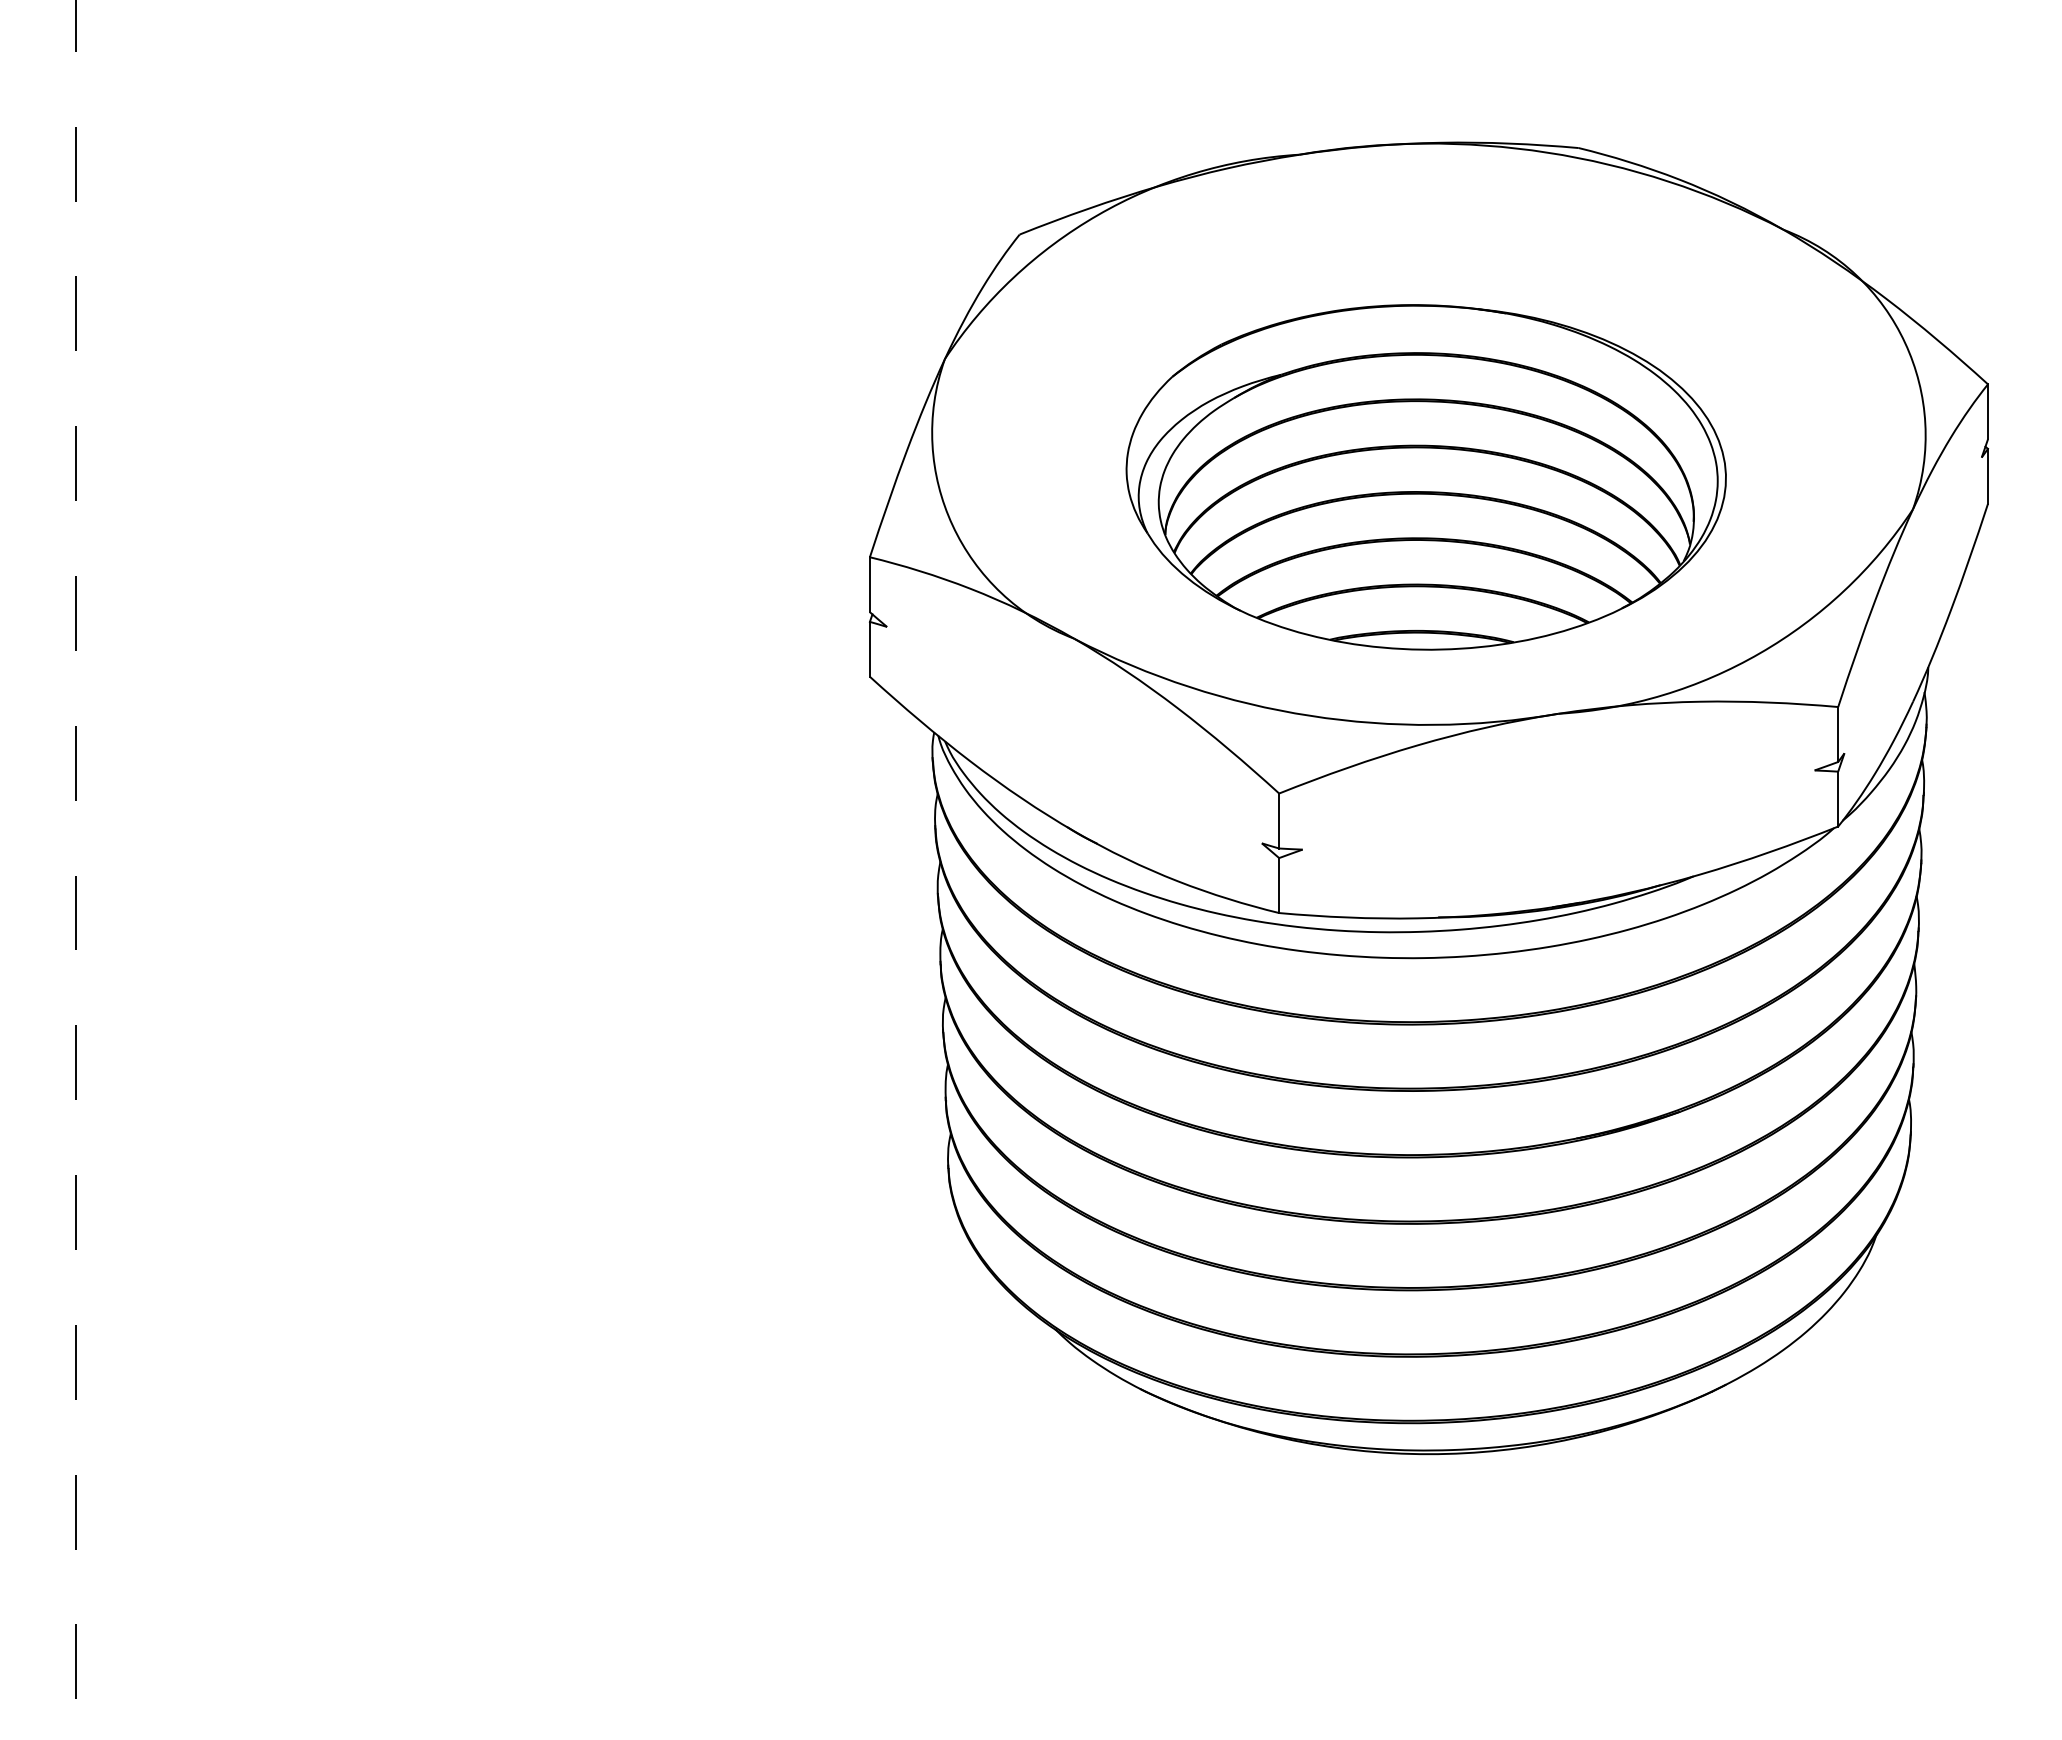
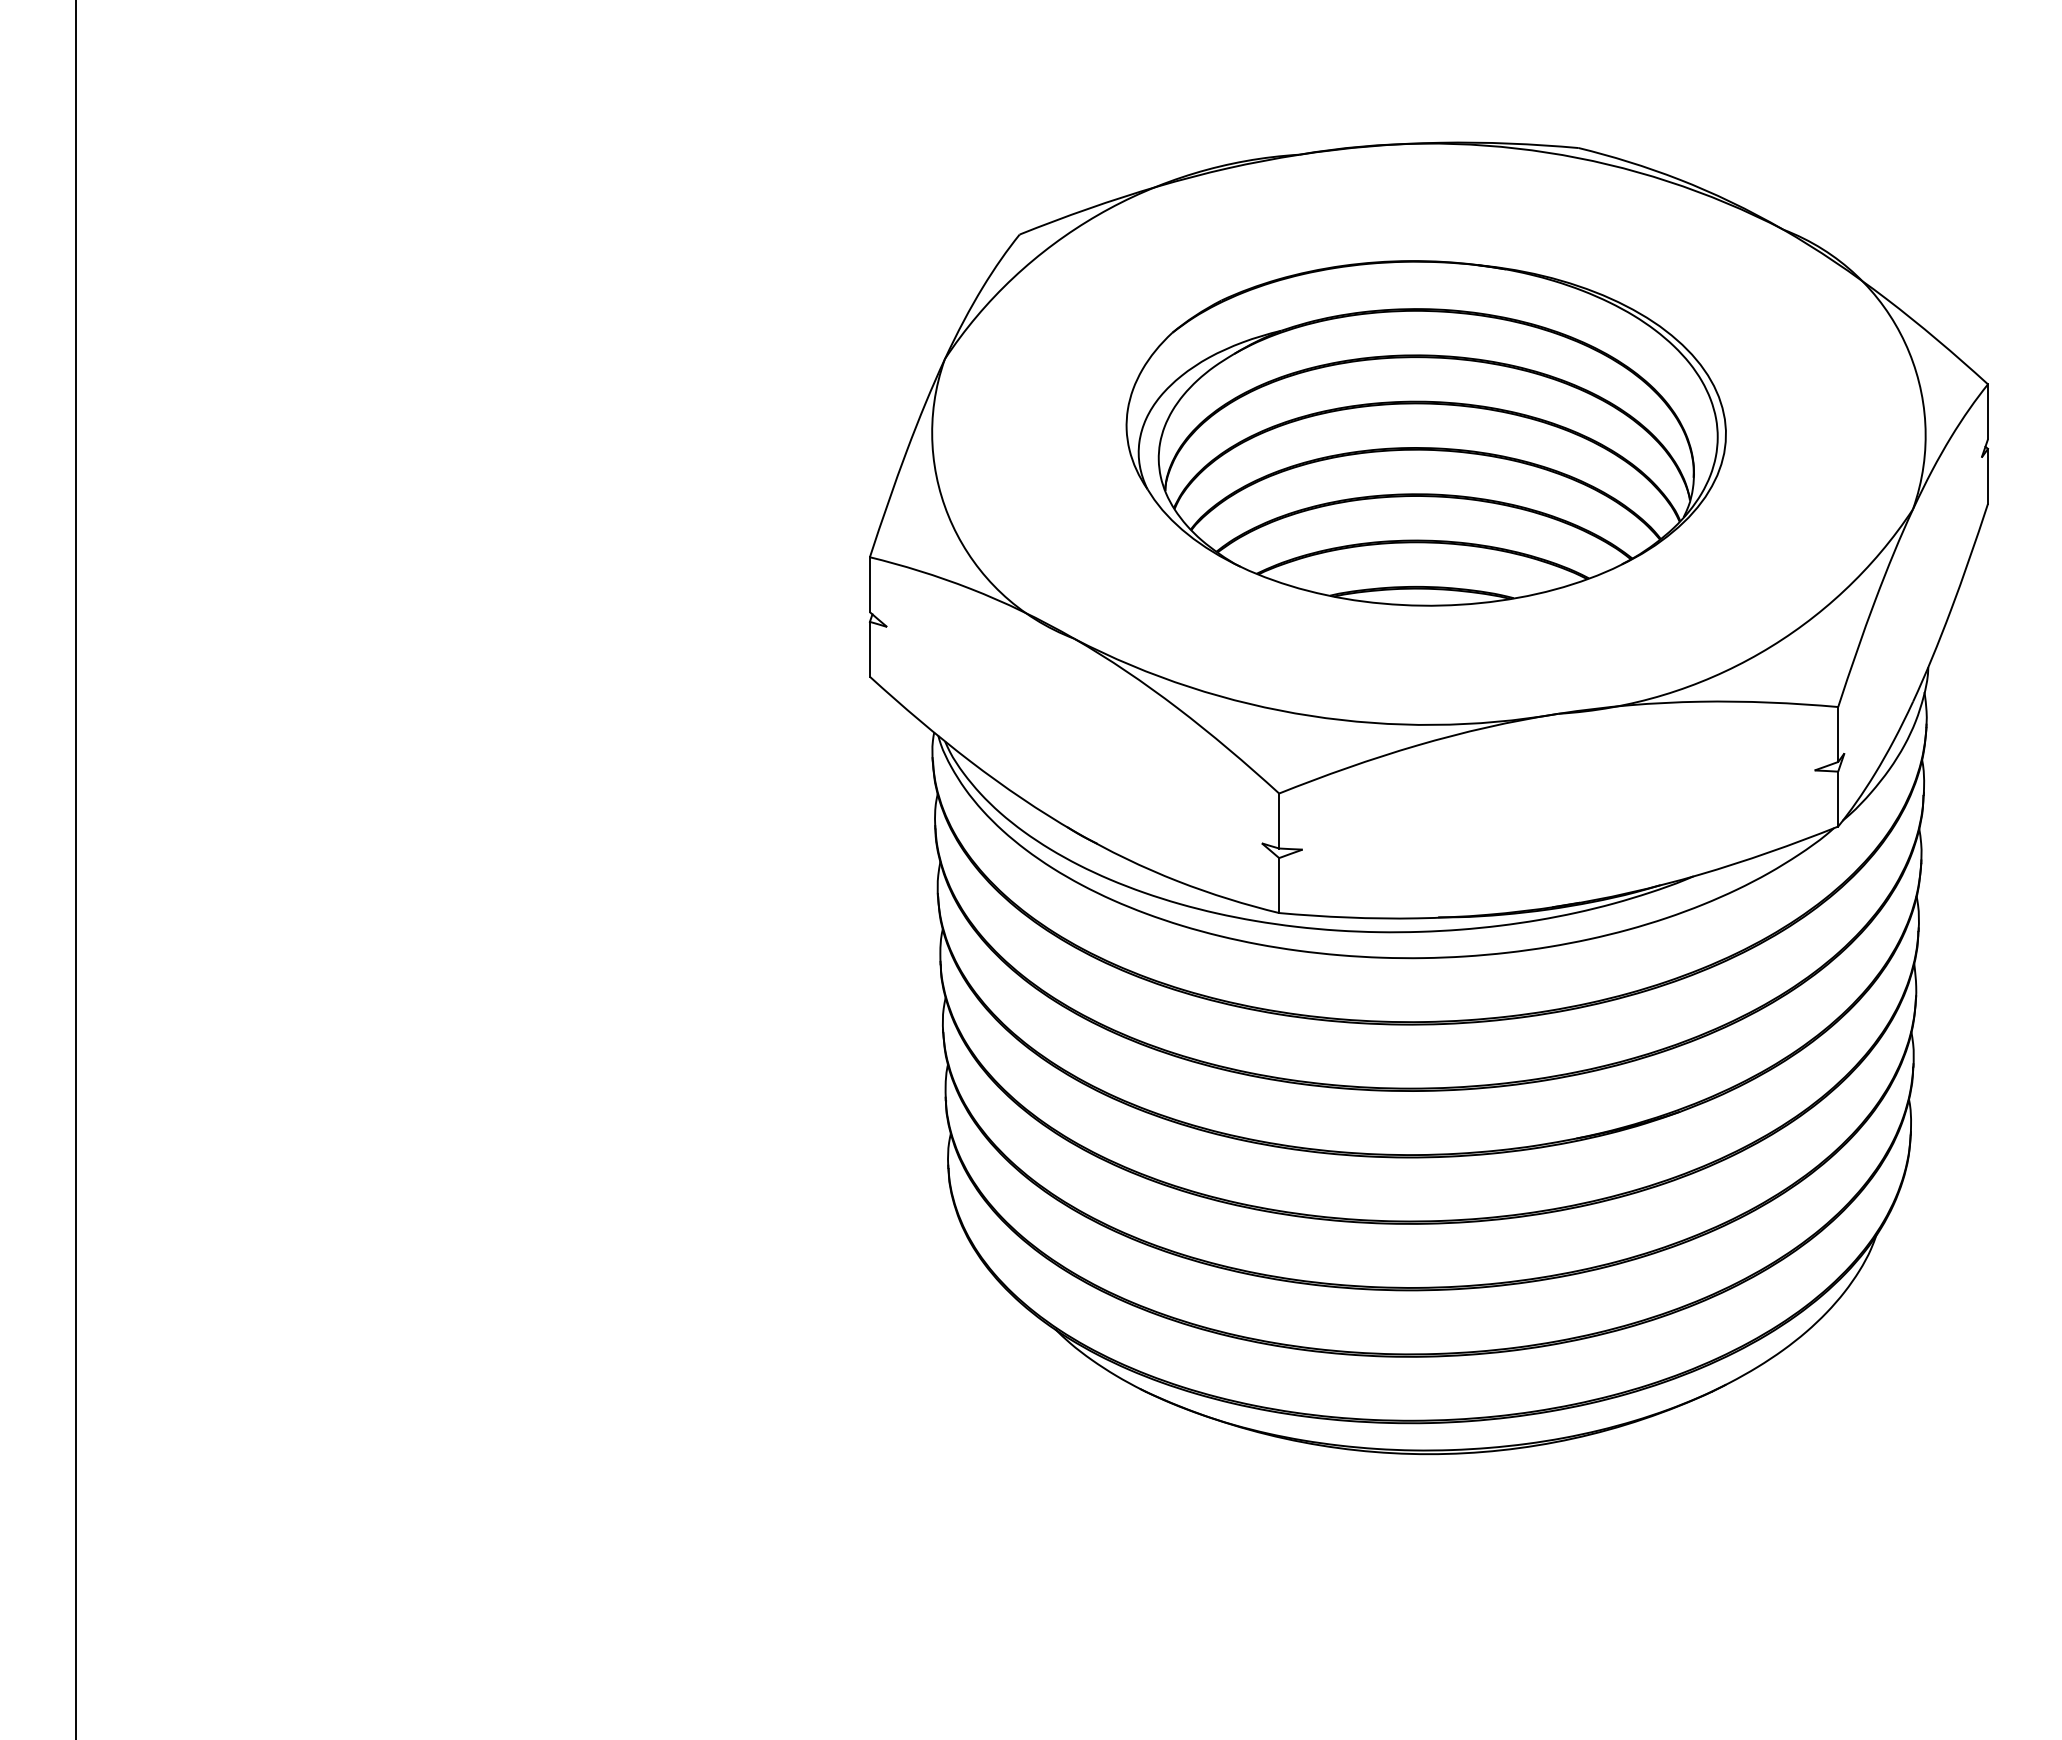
part position: (1425, 477) -> (1425, 433) (1425, 433)
line: dashed -> solid (76, 870)
